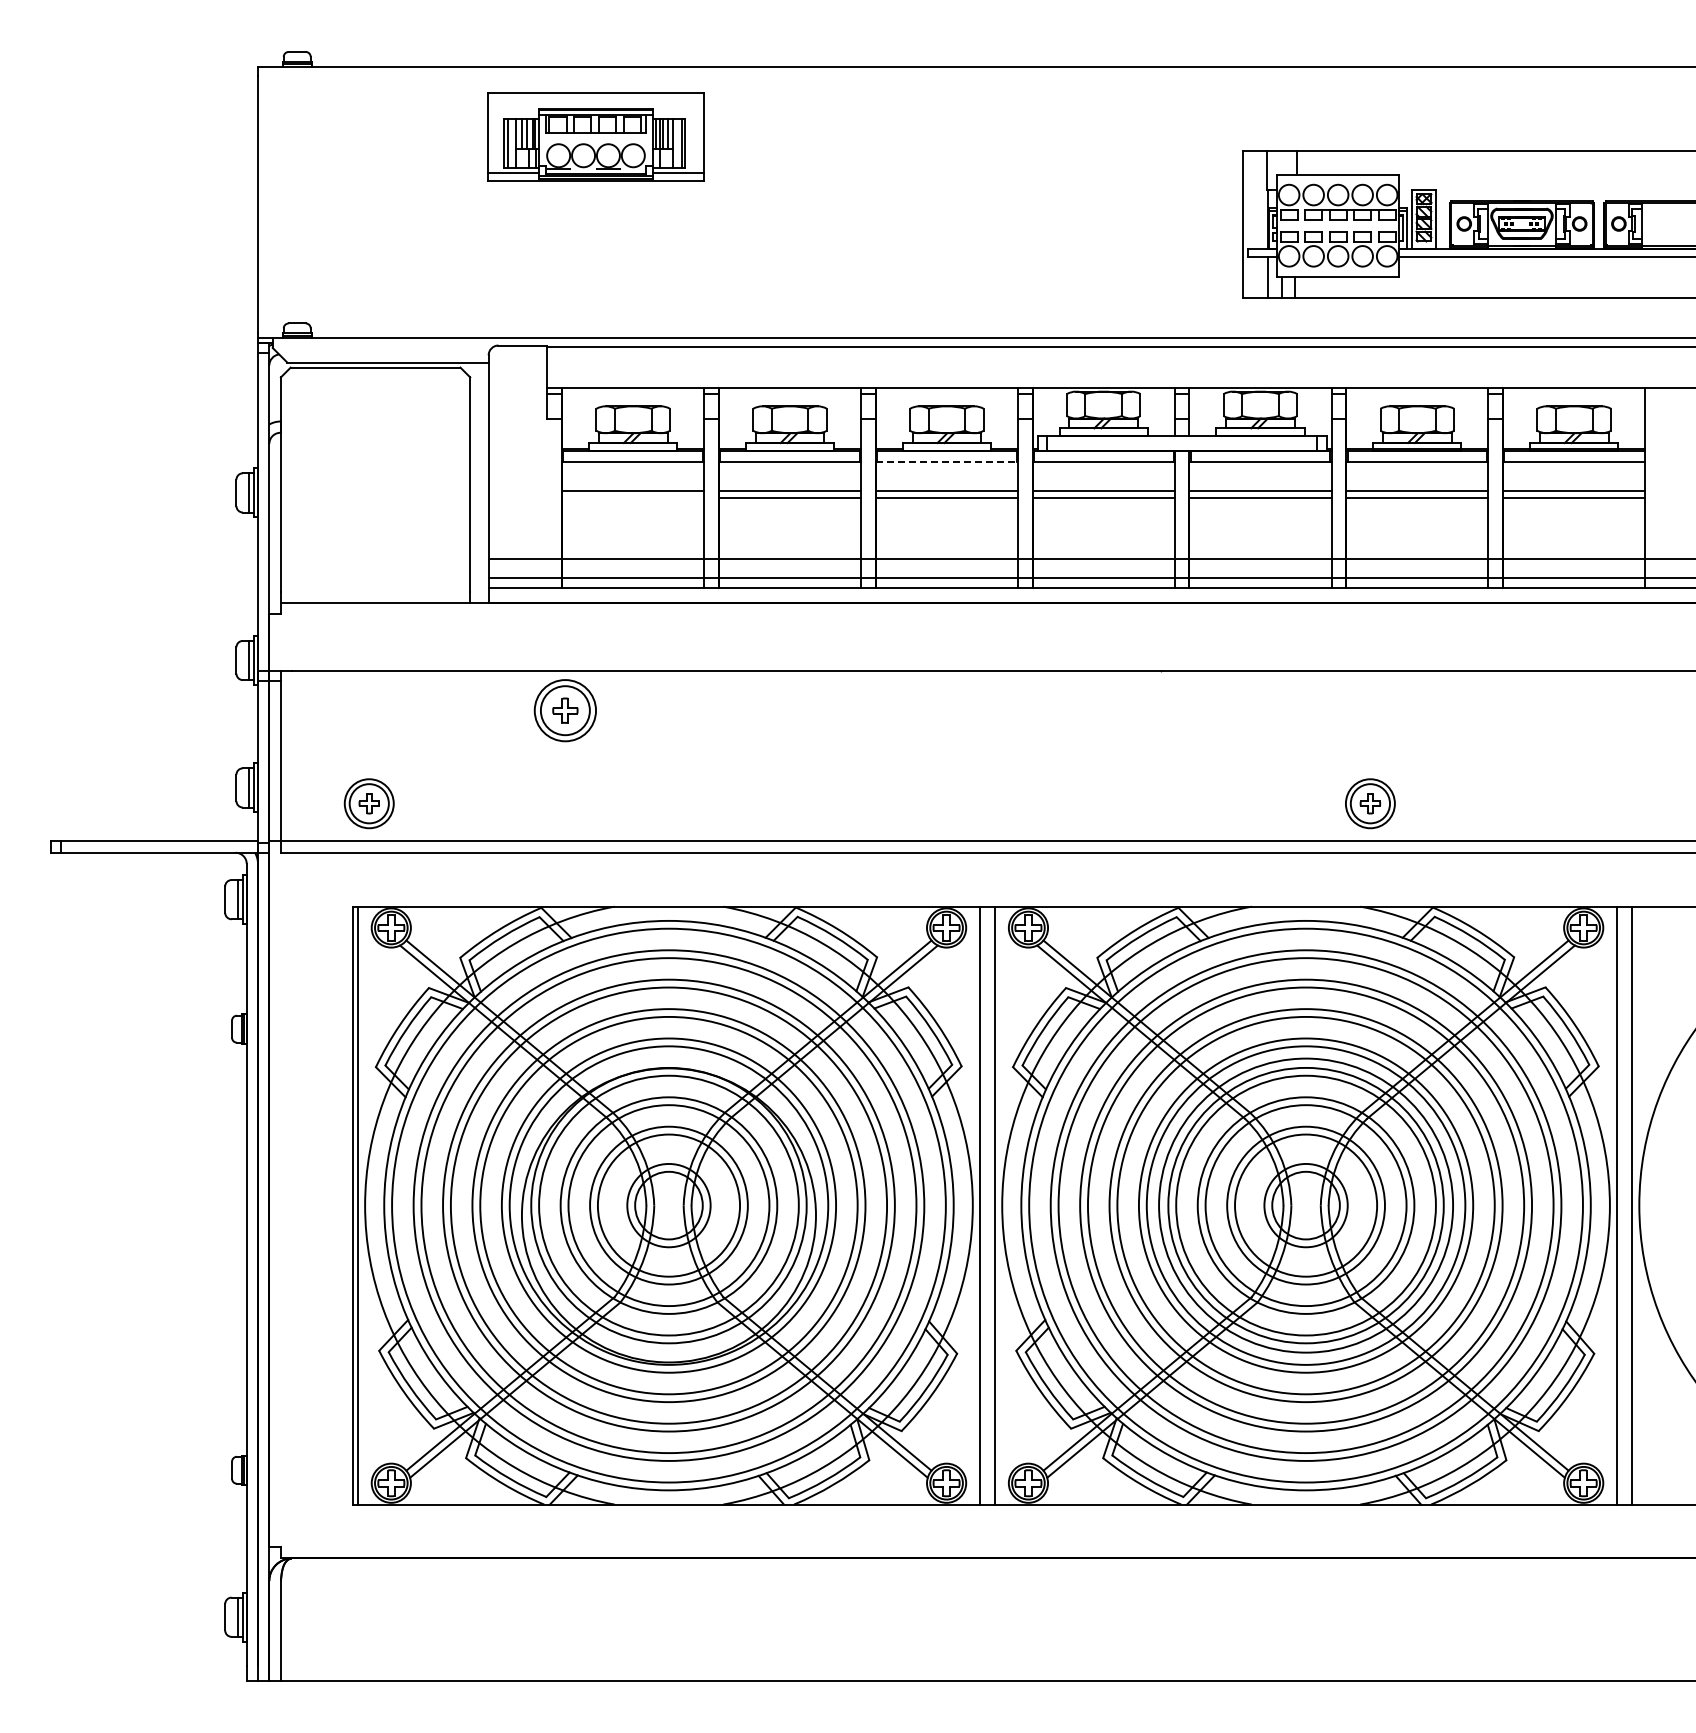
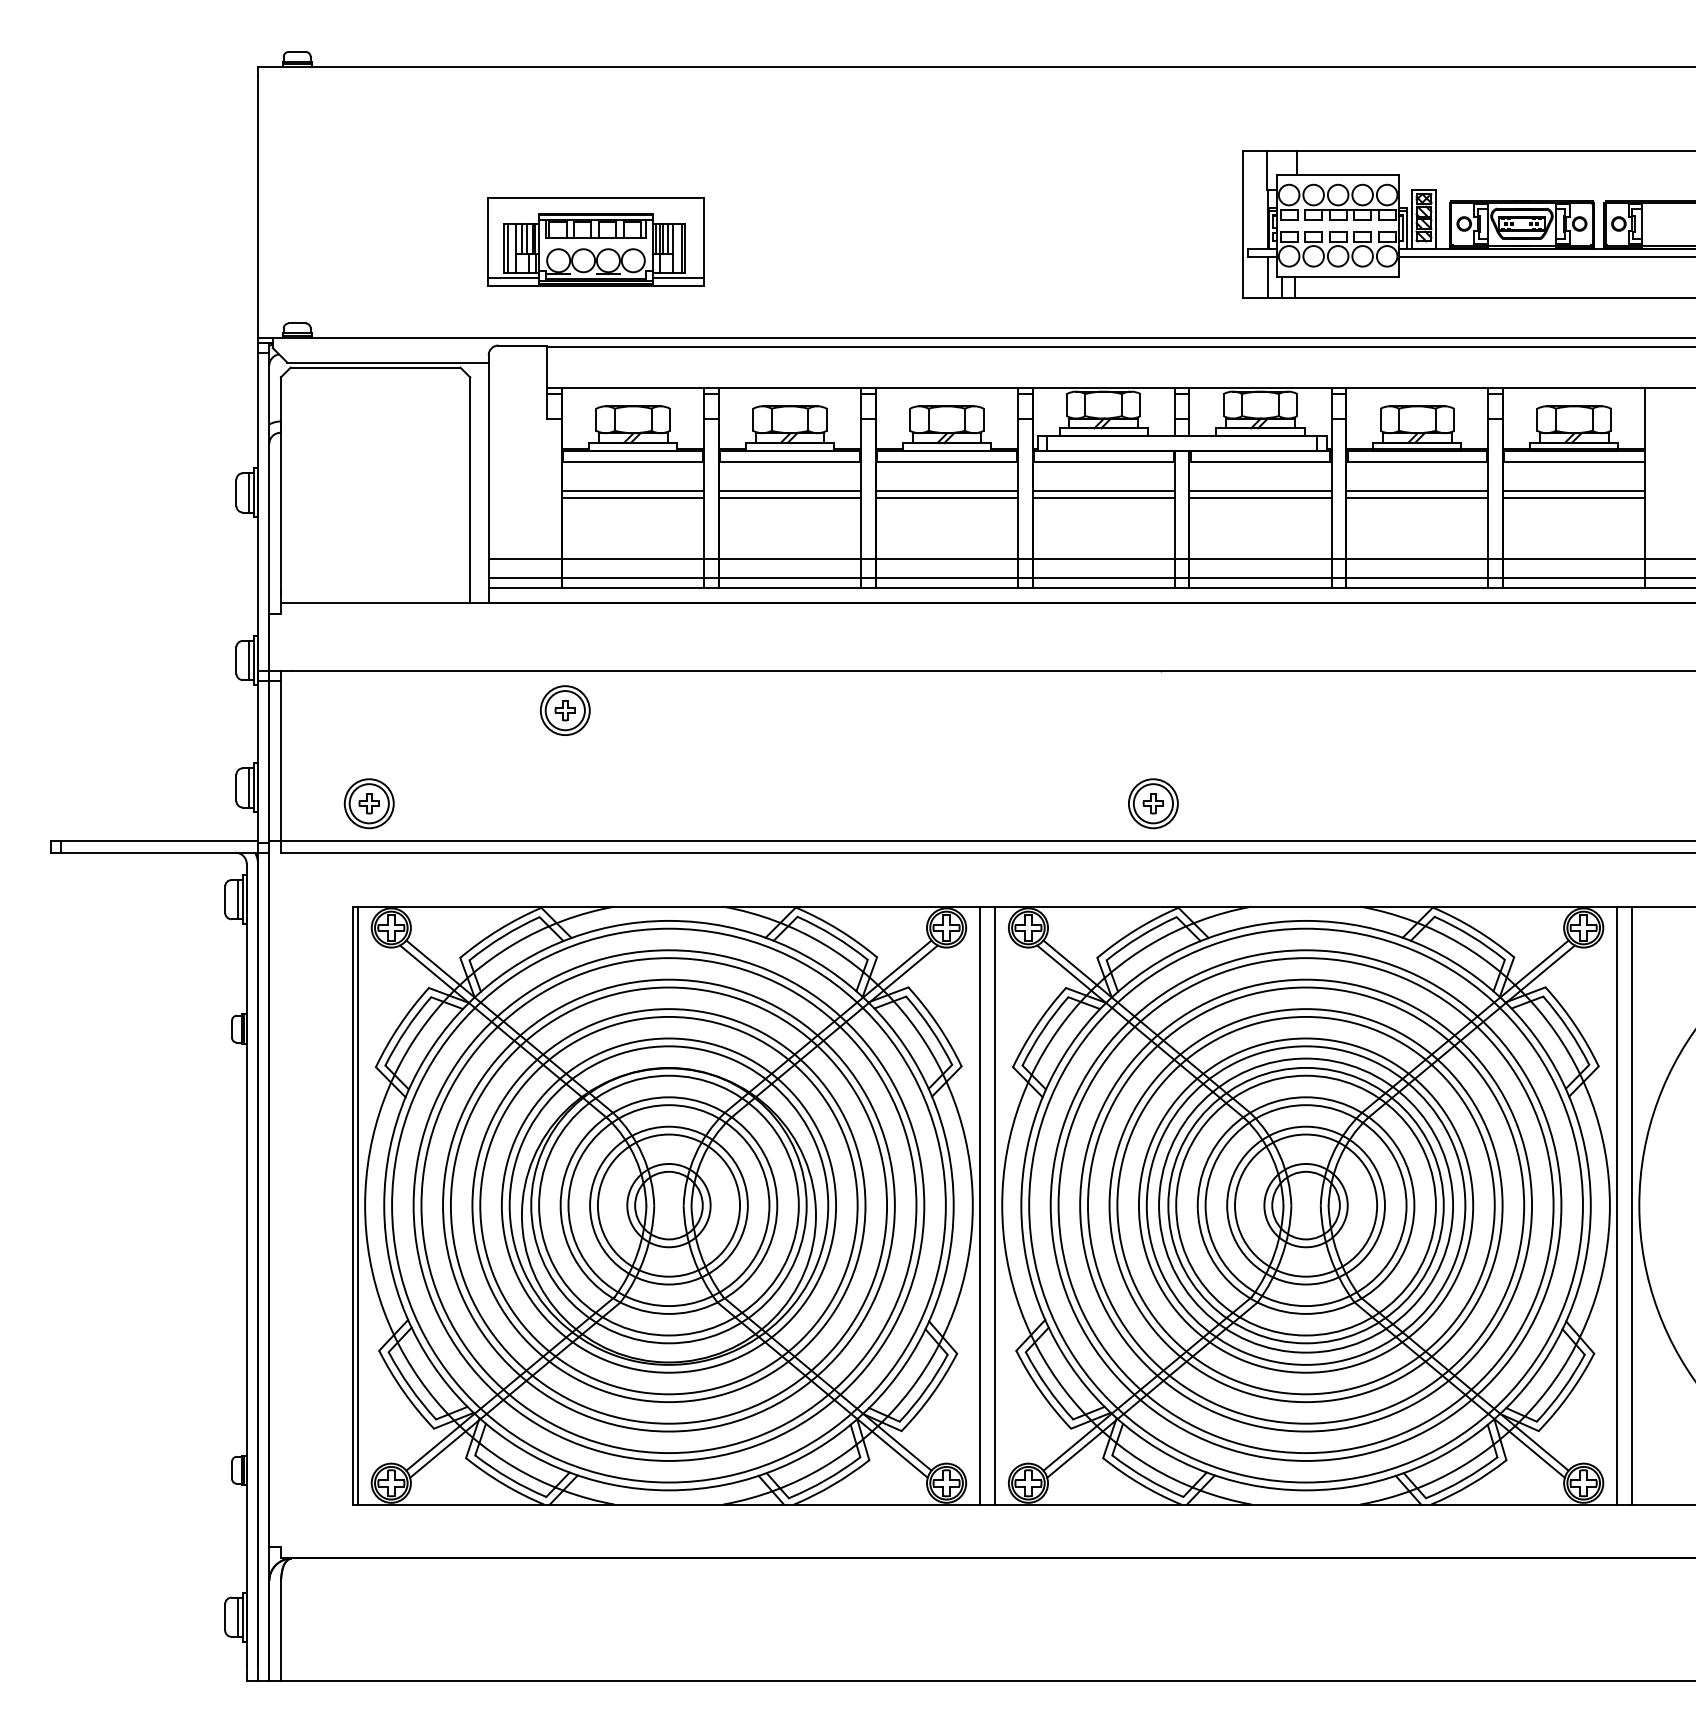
part position: (595, 136) -> (595, 241) (595, 241)
line: dashed -> solid (947, 461)
line: none -> present (633, 498)
part size: 64x64 px -> 52x51 px (564, 710)
part position: (1370, 803) -> (1153, 803) (1153, 803)
